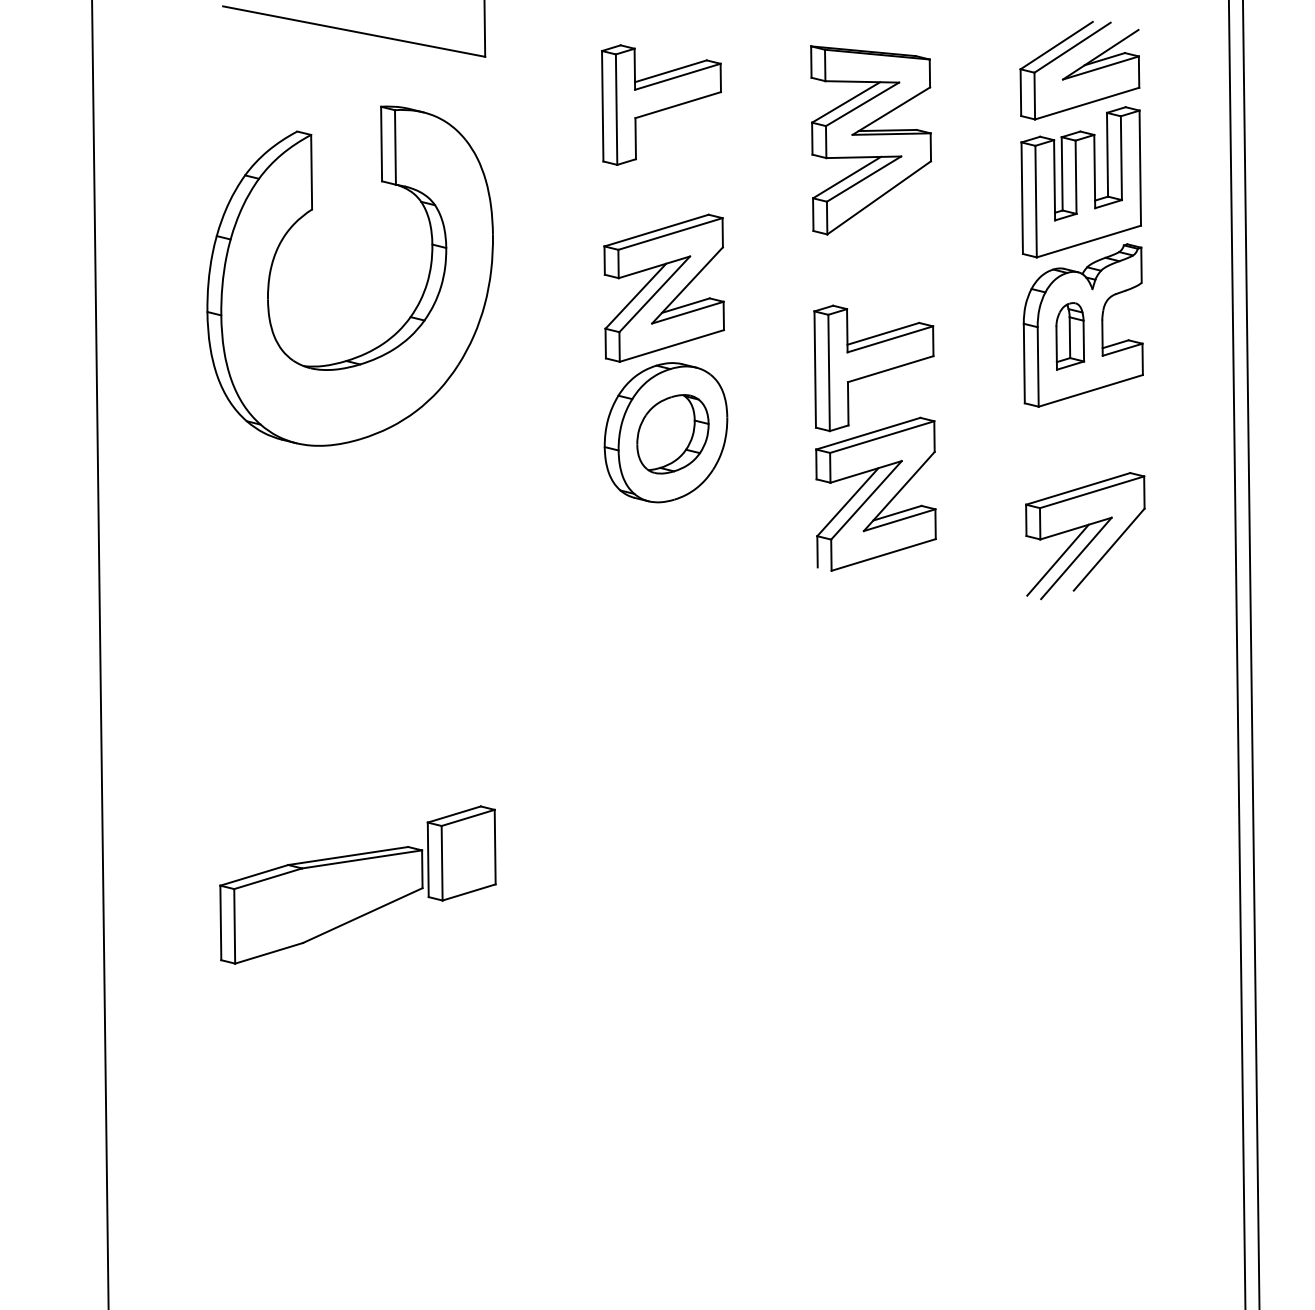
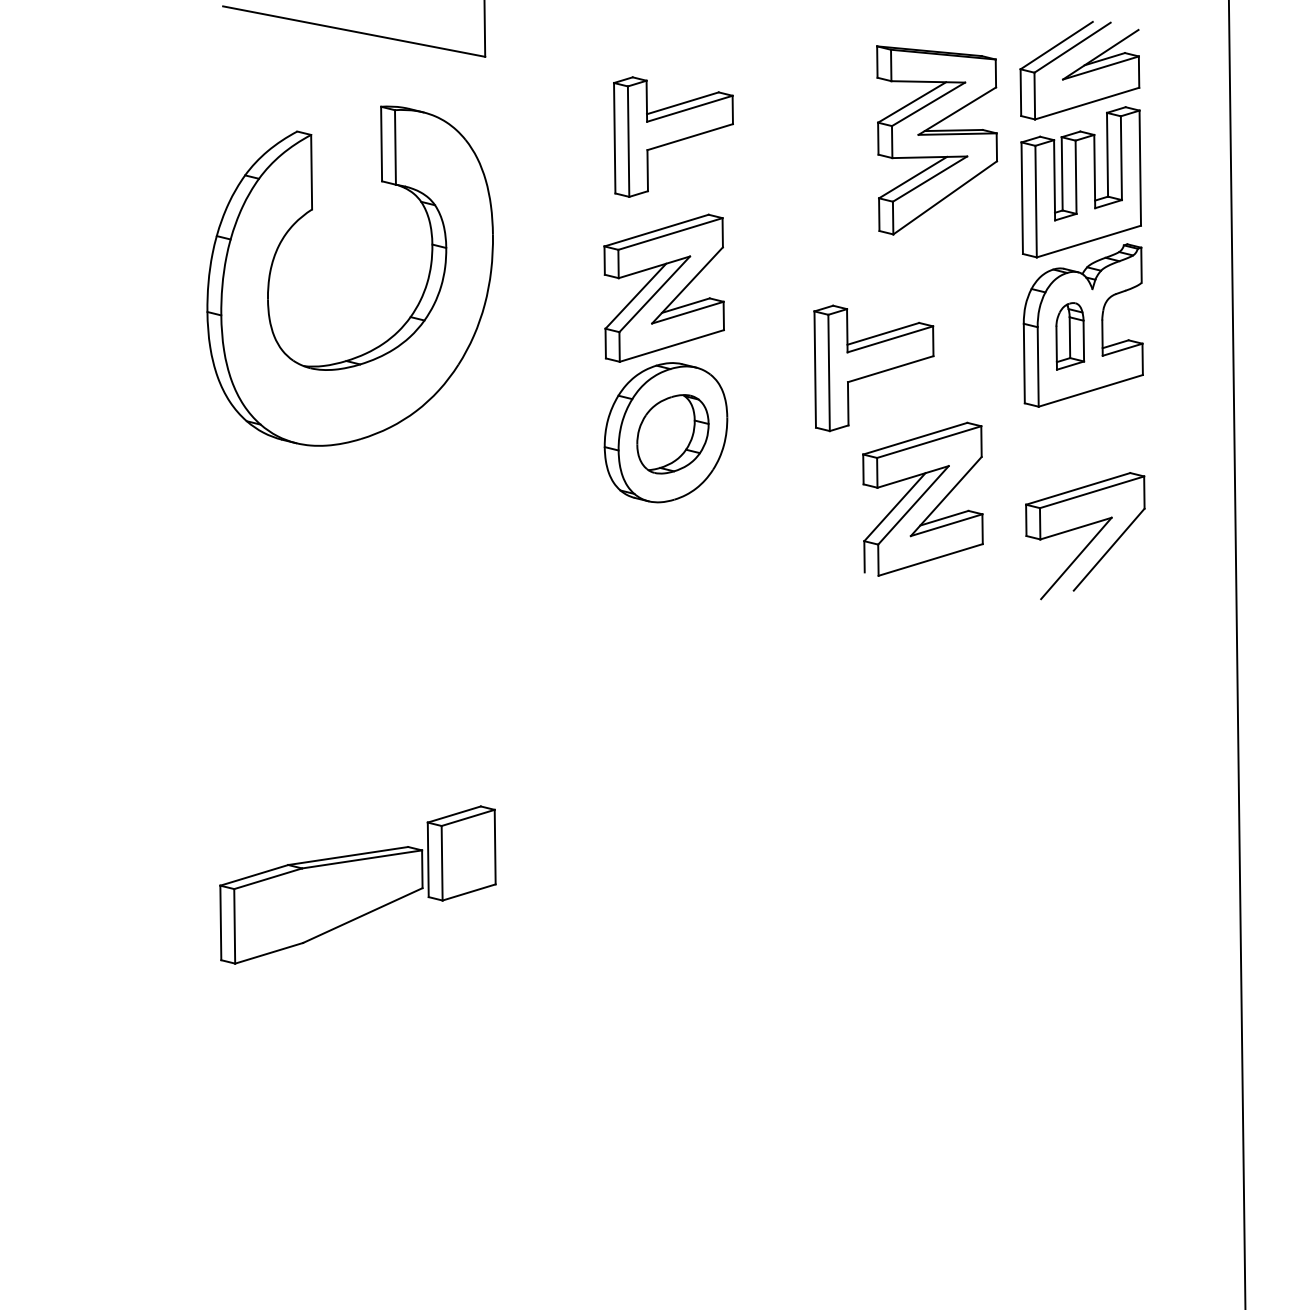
part position: (661, 104) -> (673, 136) (673, 136)
part position: (871, 140) -> (937, 140) (937, 140)
part position: (875, 493) -> (922, 498) (922, 498)
line: present -> none (1057, 559)
line: present -> none (100, 654)
line: present -> none (1251, 654)
